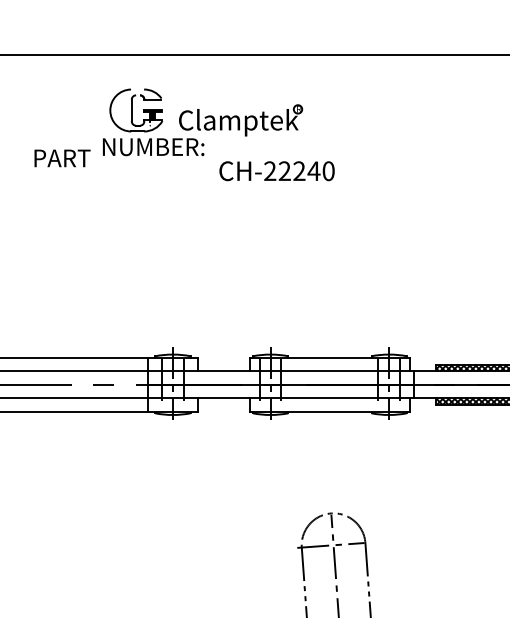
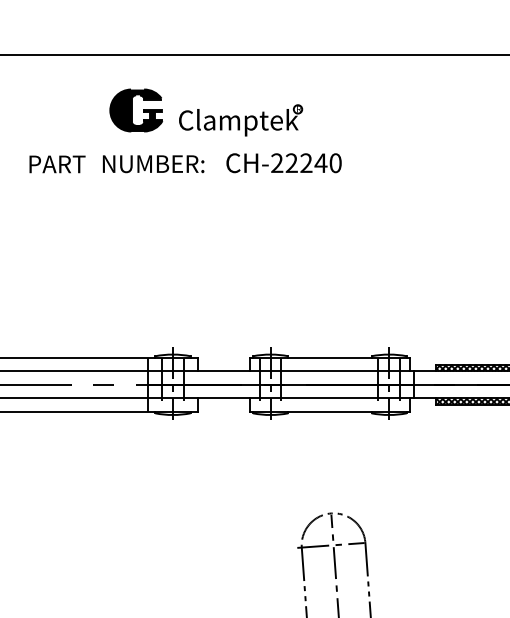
fill: none -> present (136, 110)
text position: (153, 147) -> (153, 164) (153, 164)
text position: (62, 158) -> (57, 164) (57, 164)
text position: (276, 171) -> (283, 163) (283, 163)
